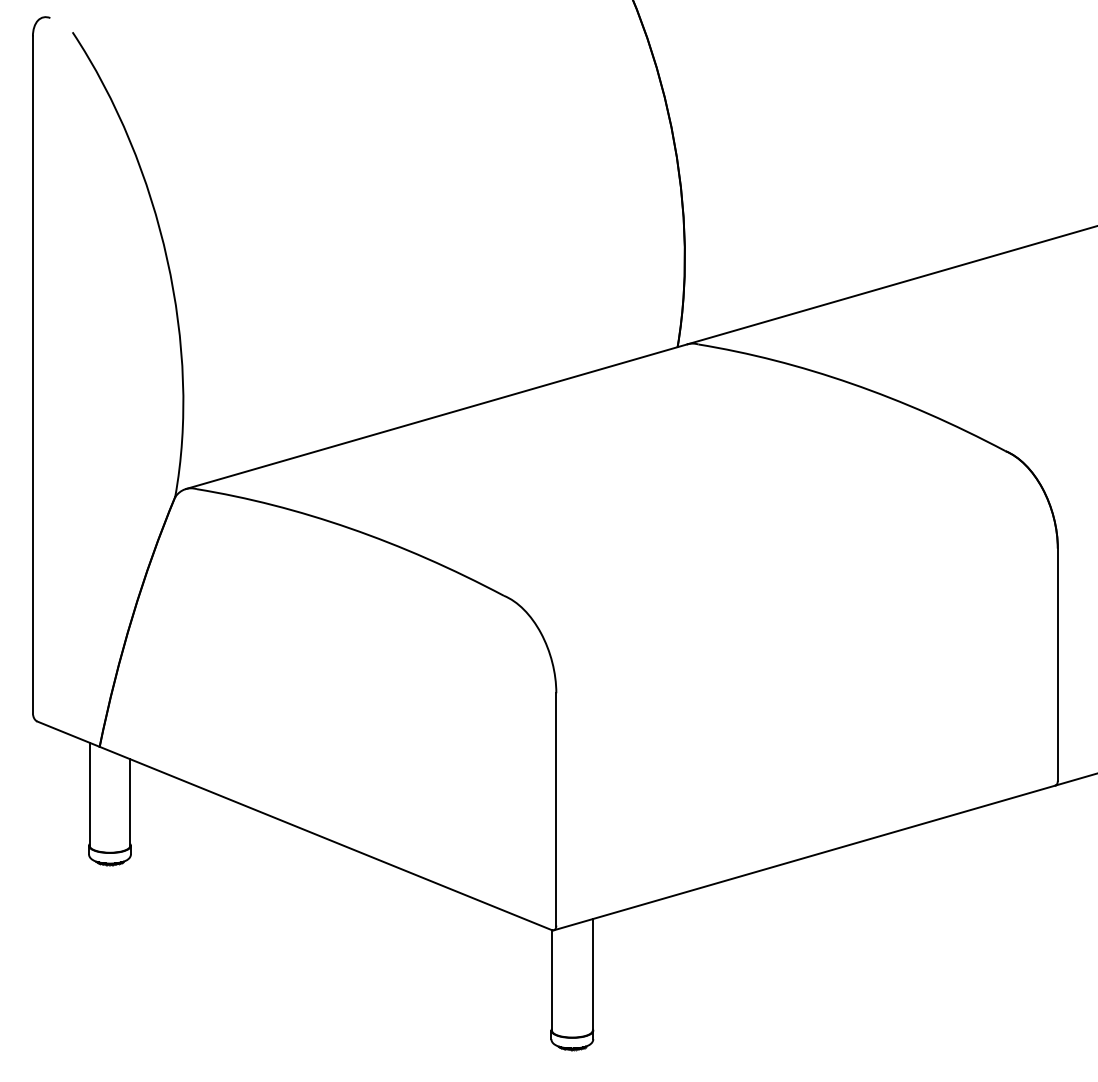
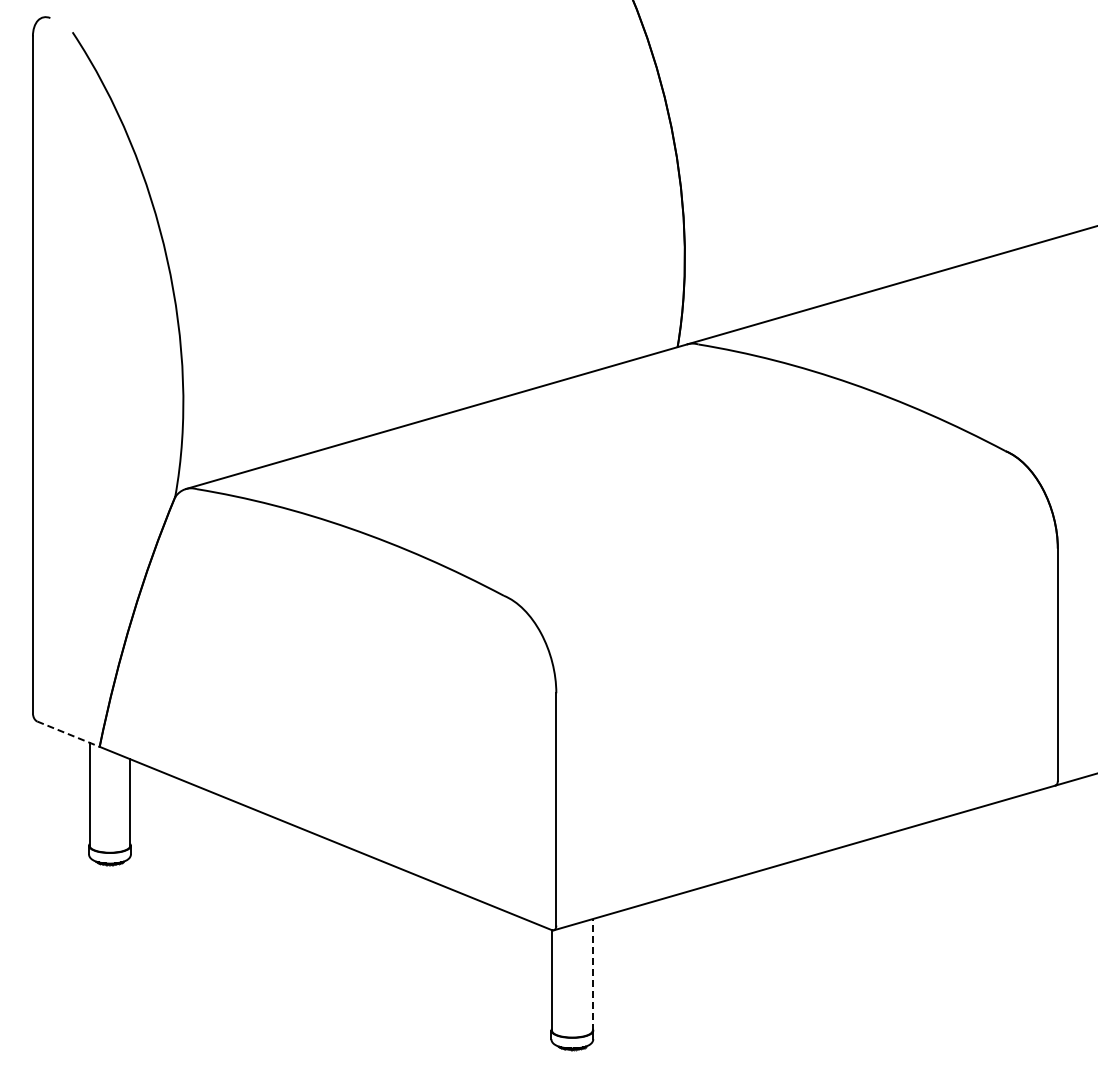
line: solid -> dashed (68, 734)
line: solid -> dashed (592, 974)
